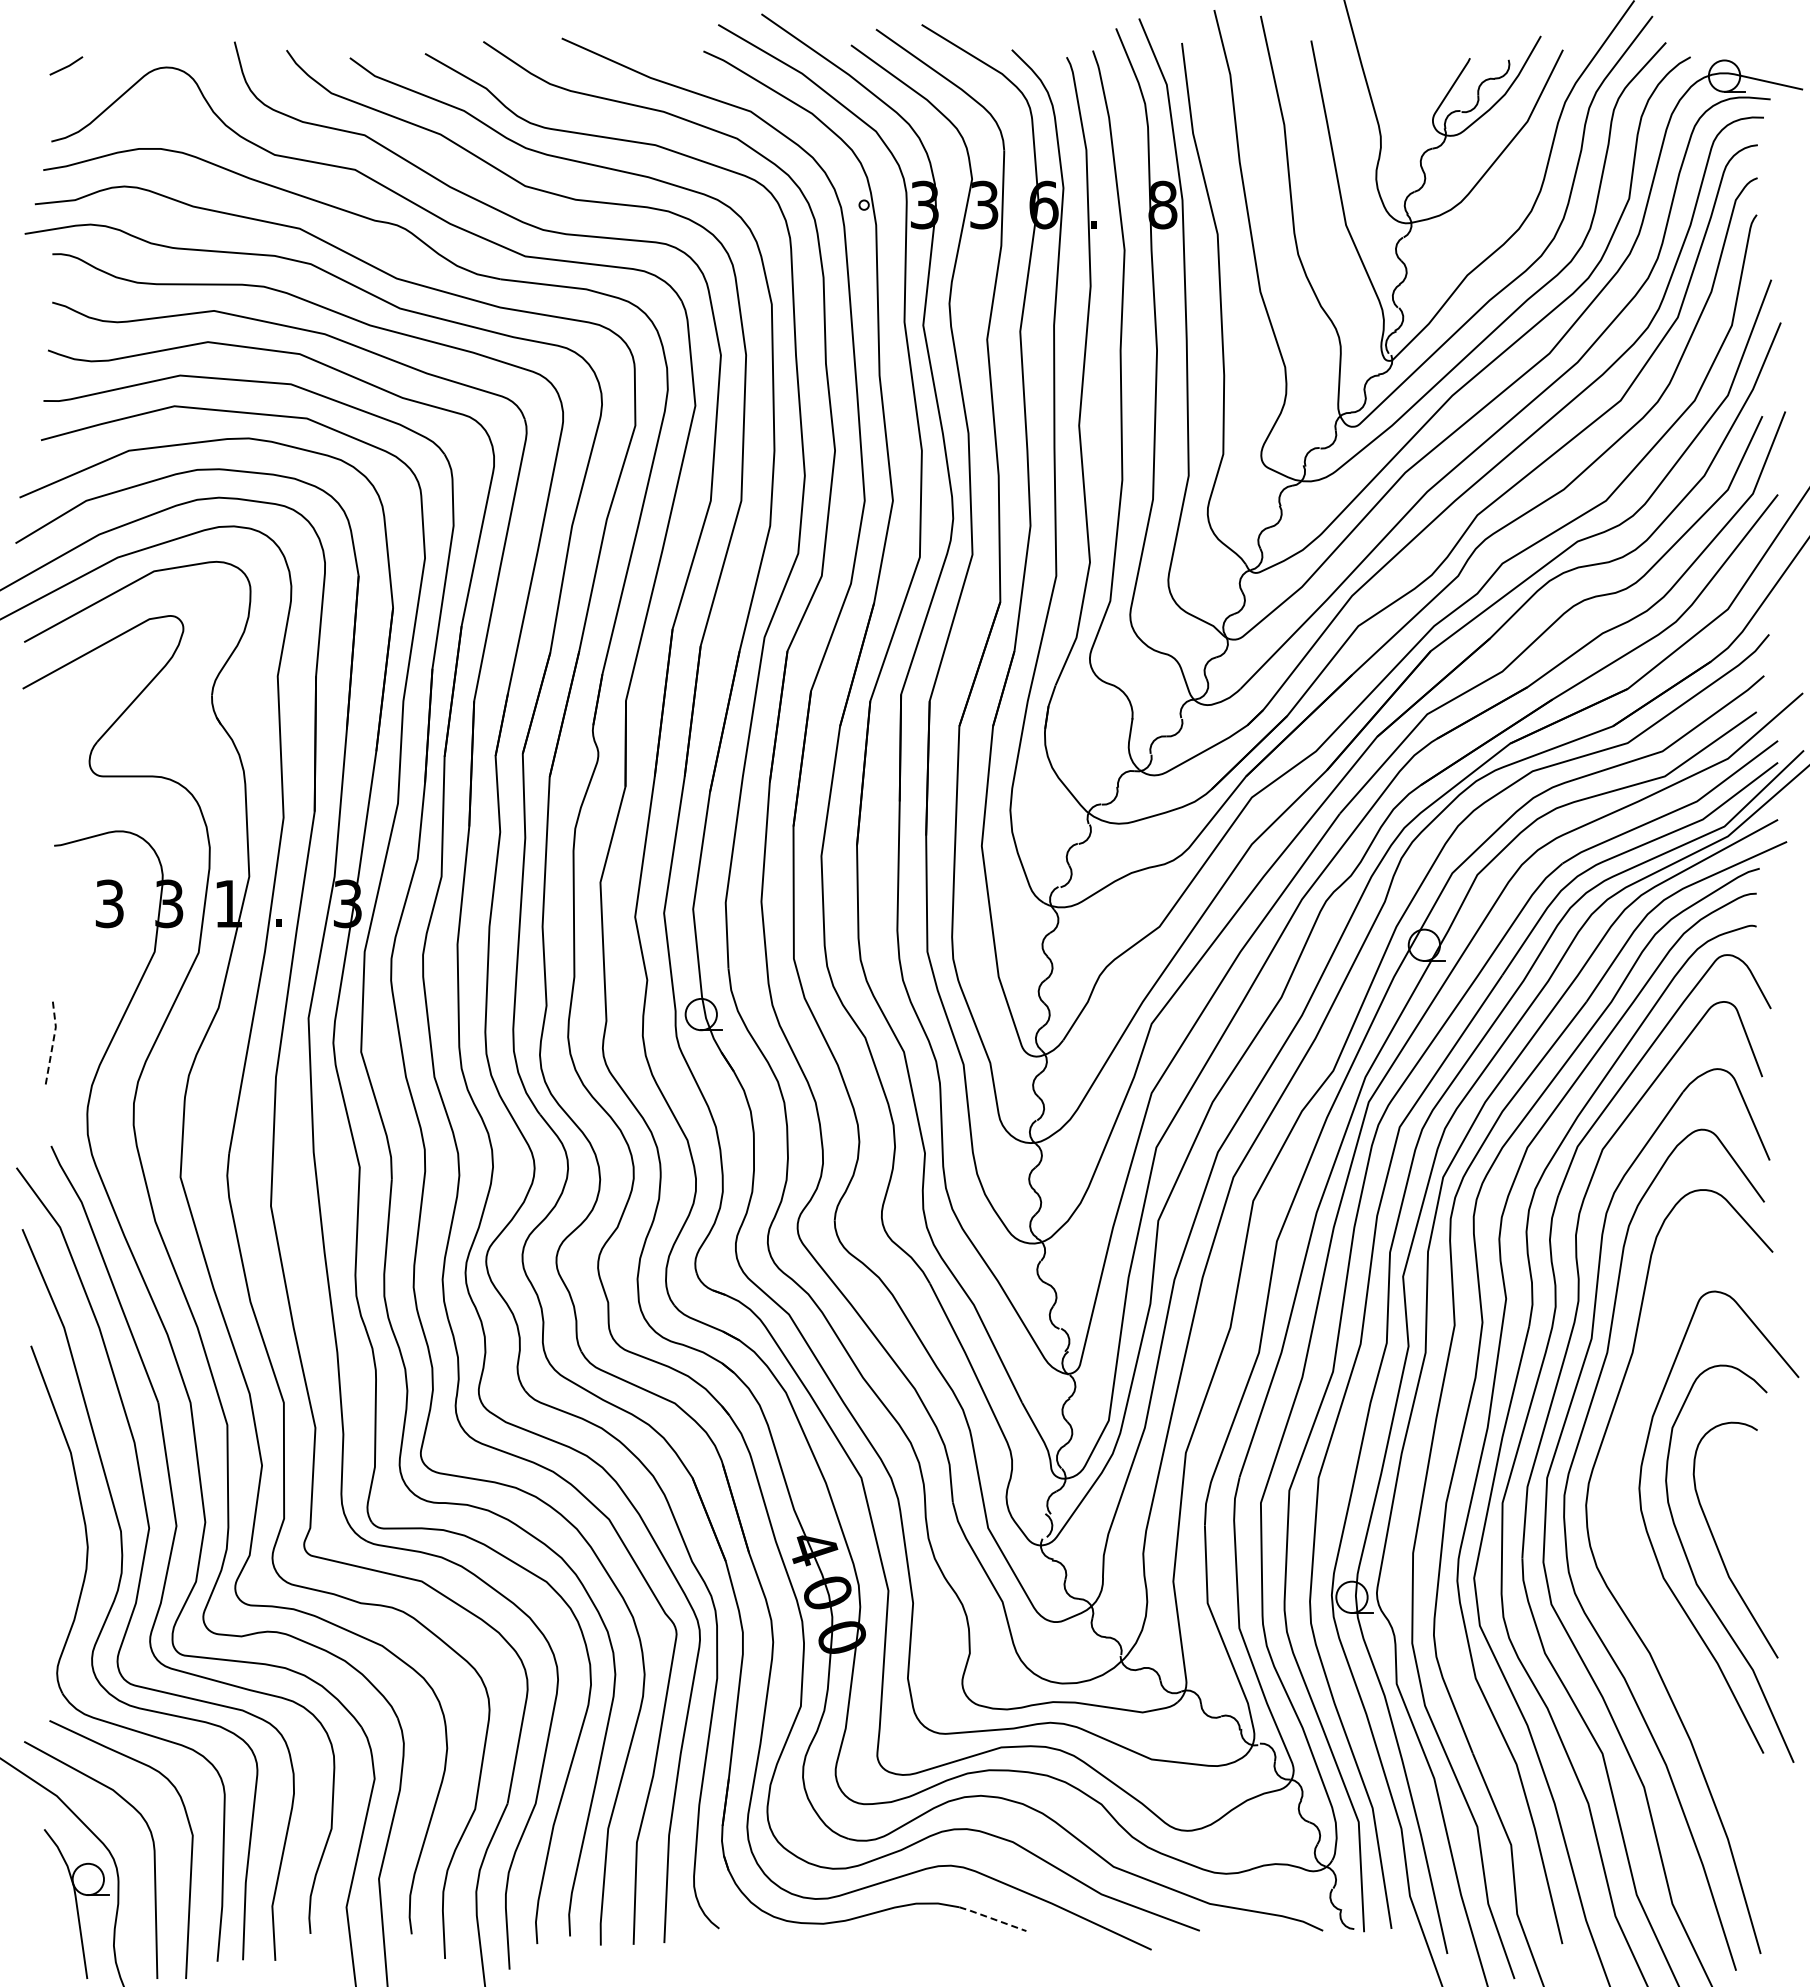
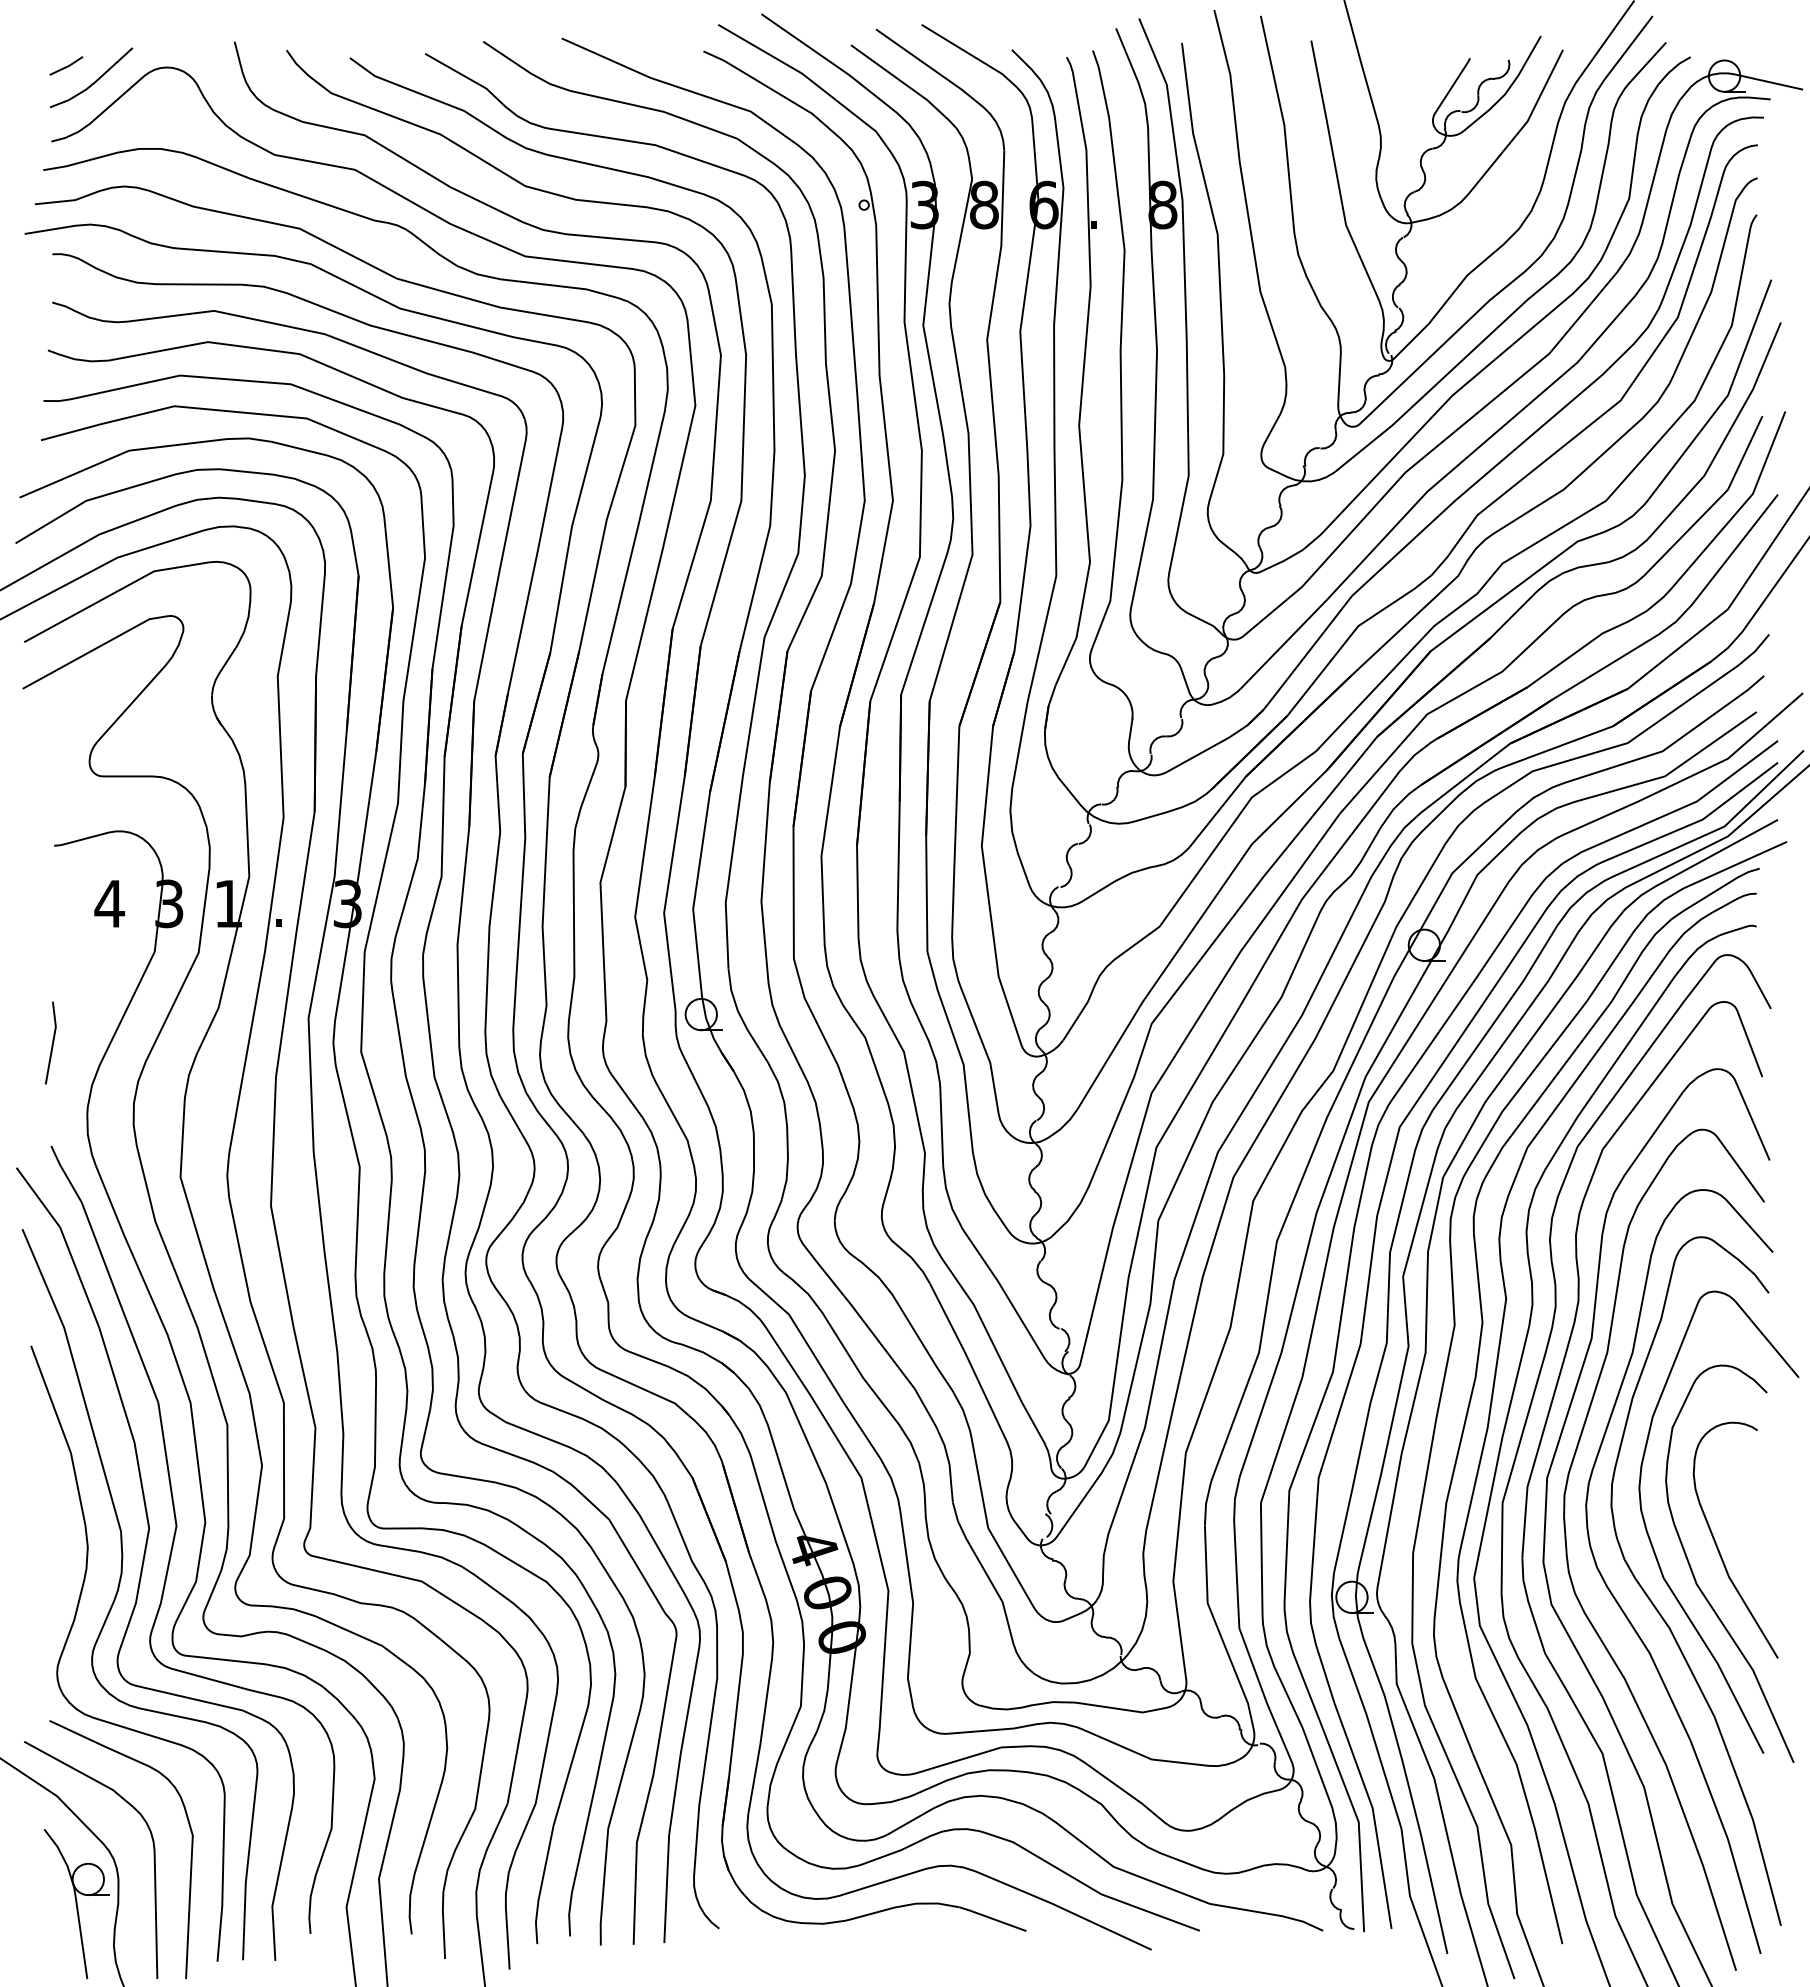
part: none -> present (91, 77)
text: 3 -> 8 (984, 204)
text: 3 -> 4 (109, 903)
line: dashed -> solid (53, 1042)
curve: none -> present (1657, 1608)
line: dashed -> solid (992, 1918)
